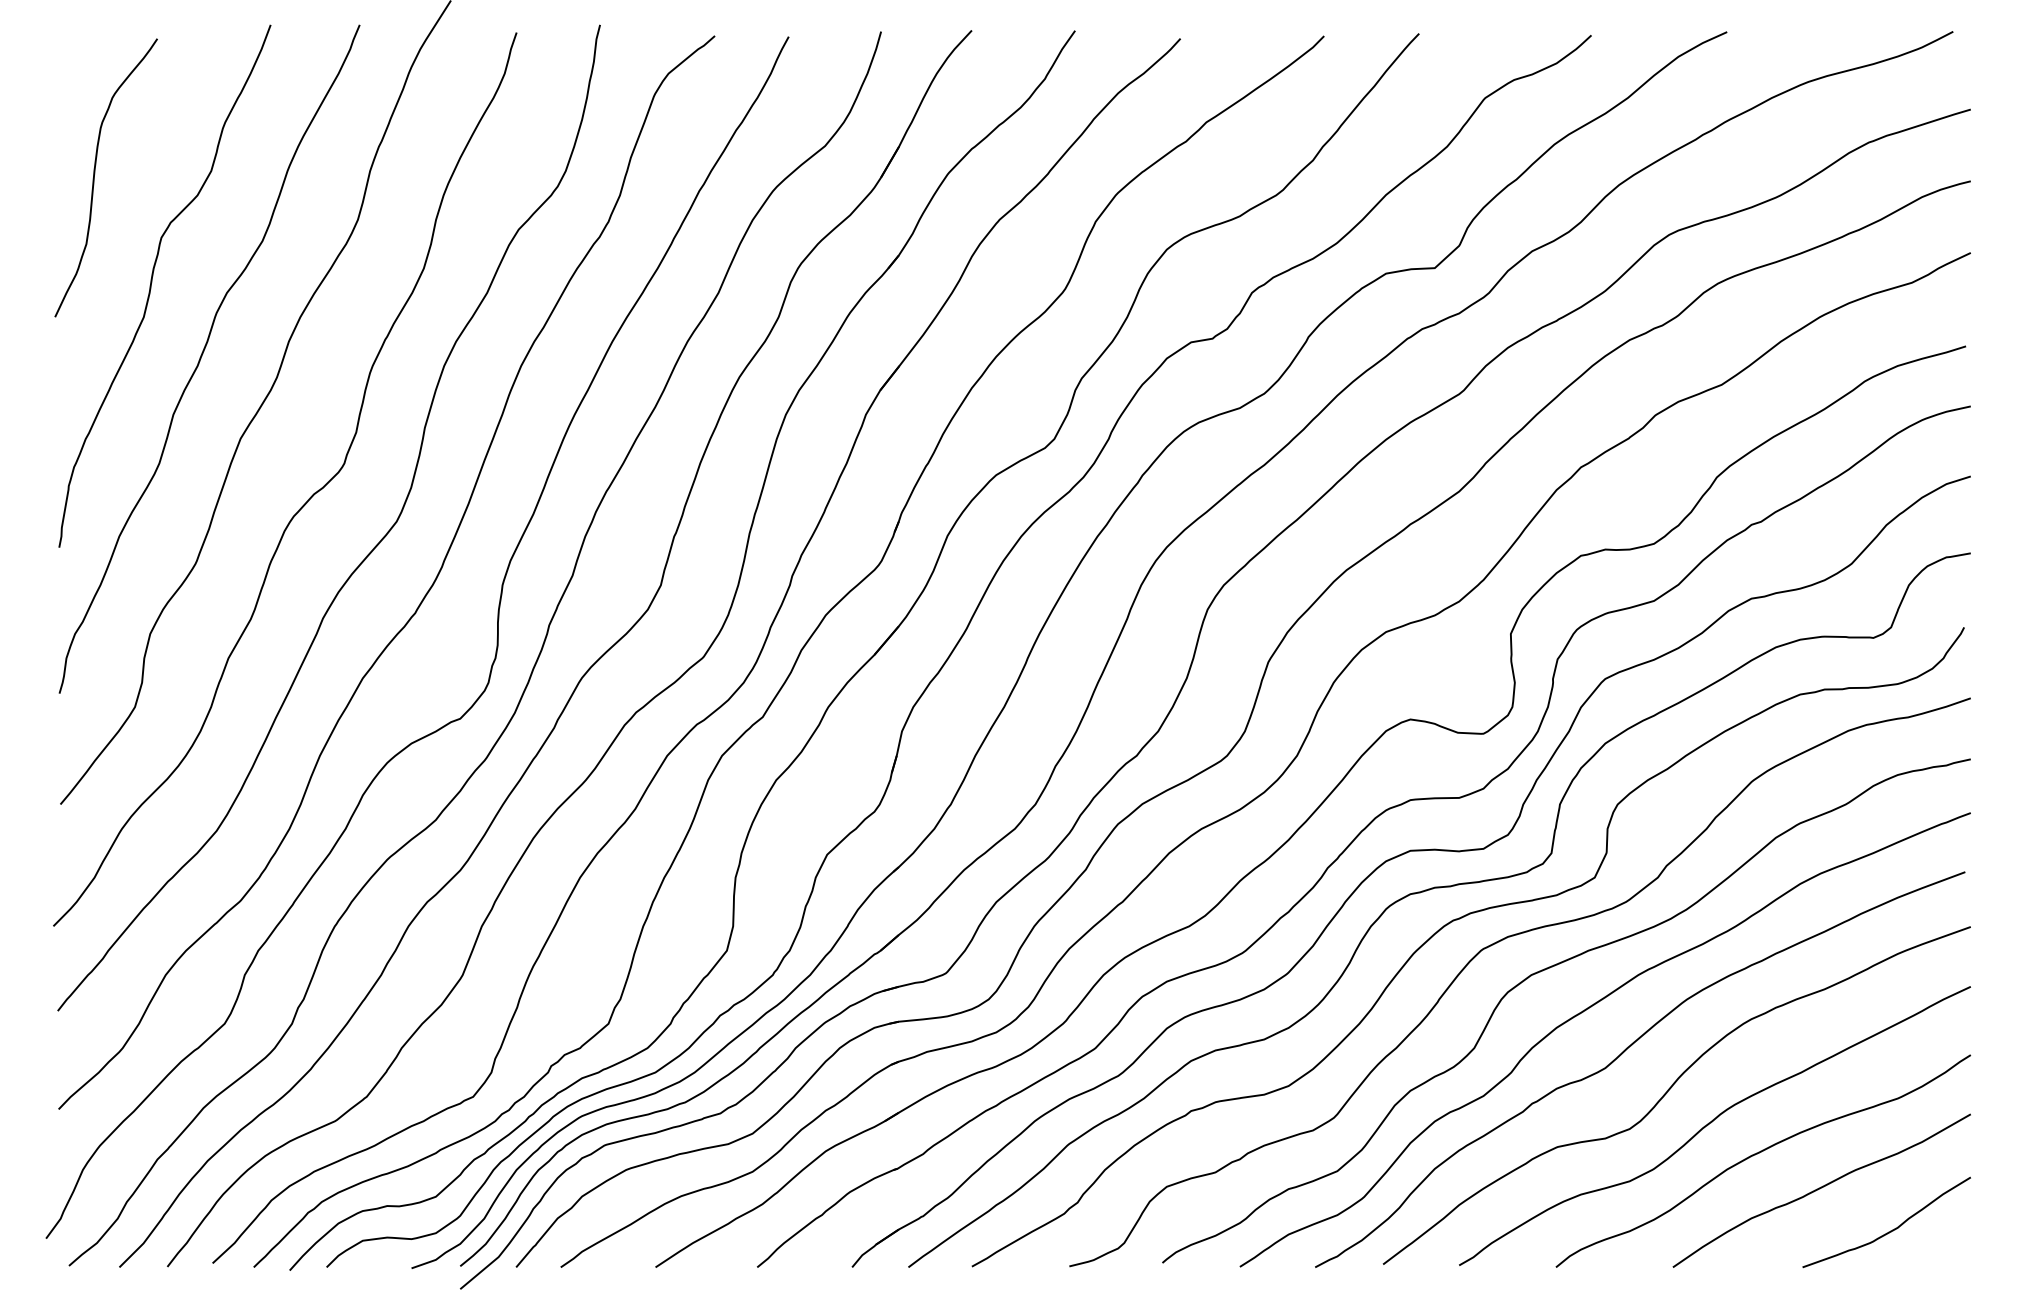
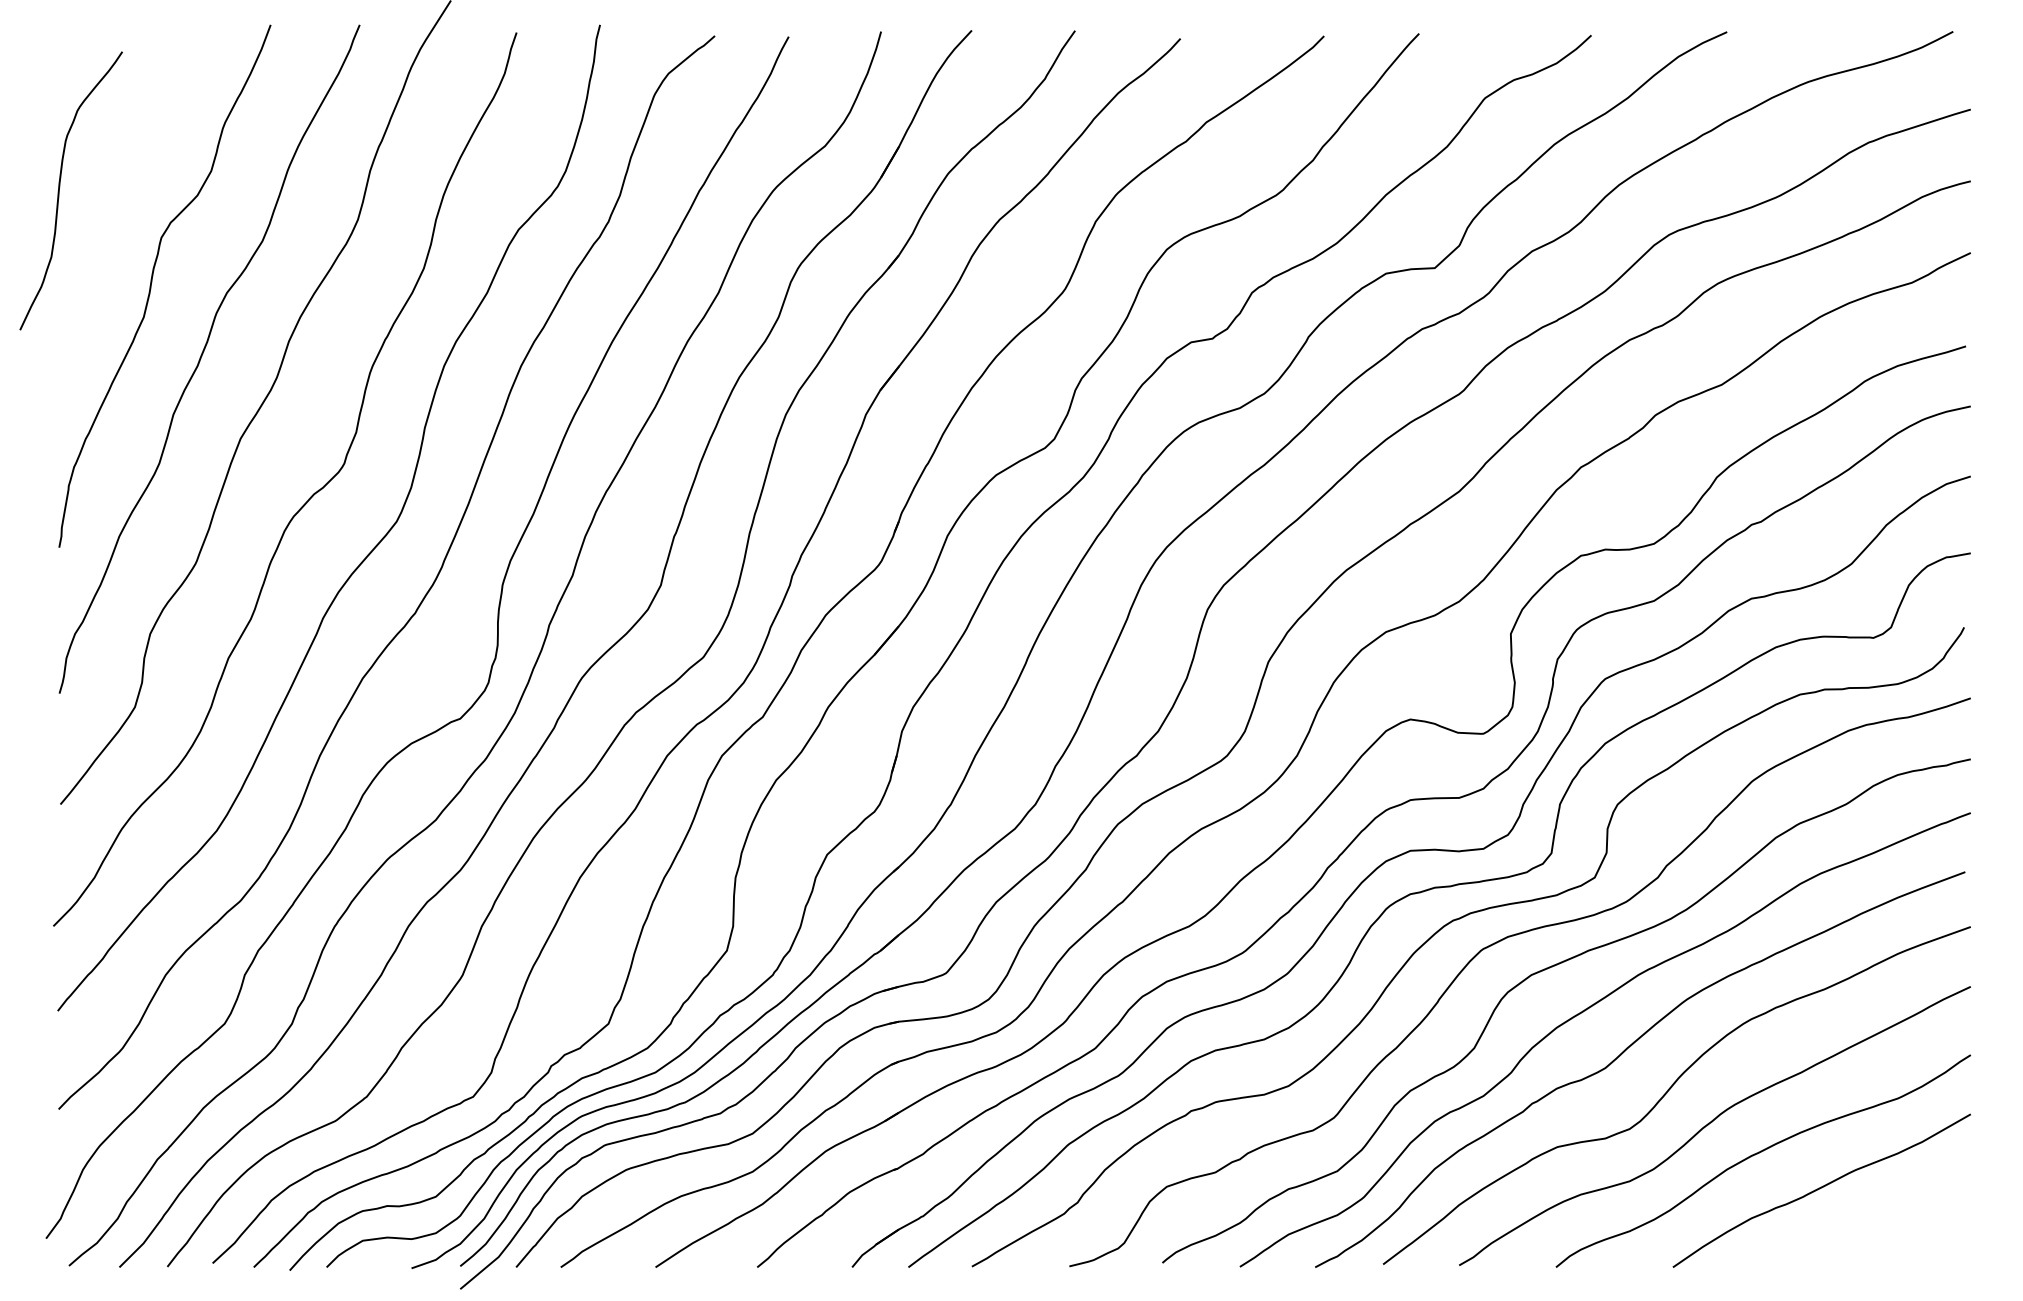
curve position: (95, 174) -> (60, 187) (60, 187)
curve: present -> none (1890, 1230)
